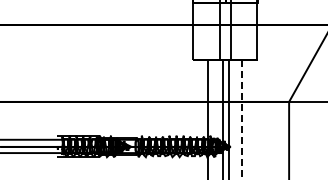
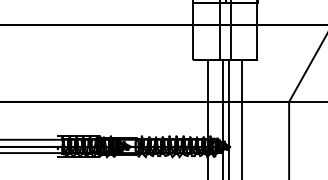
line: dashed -> solid (242, 119)
